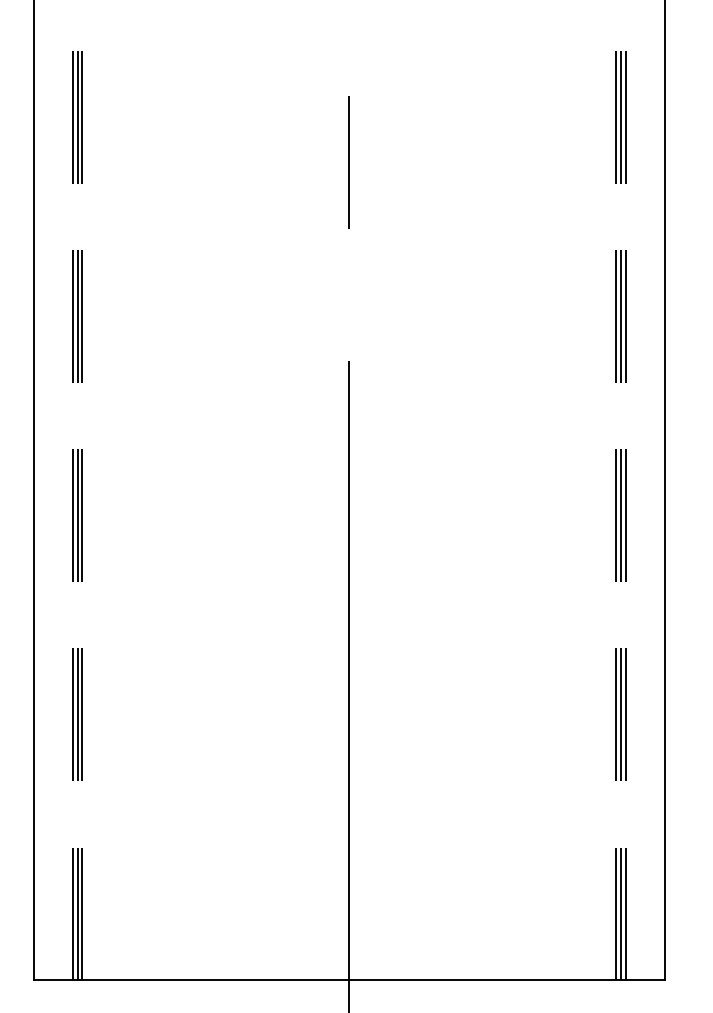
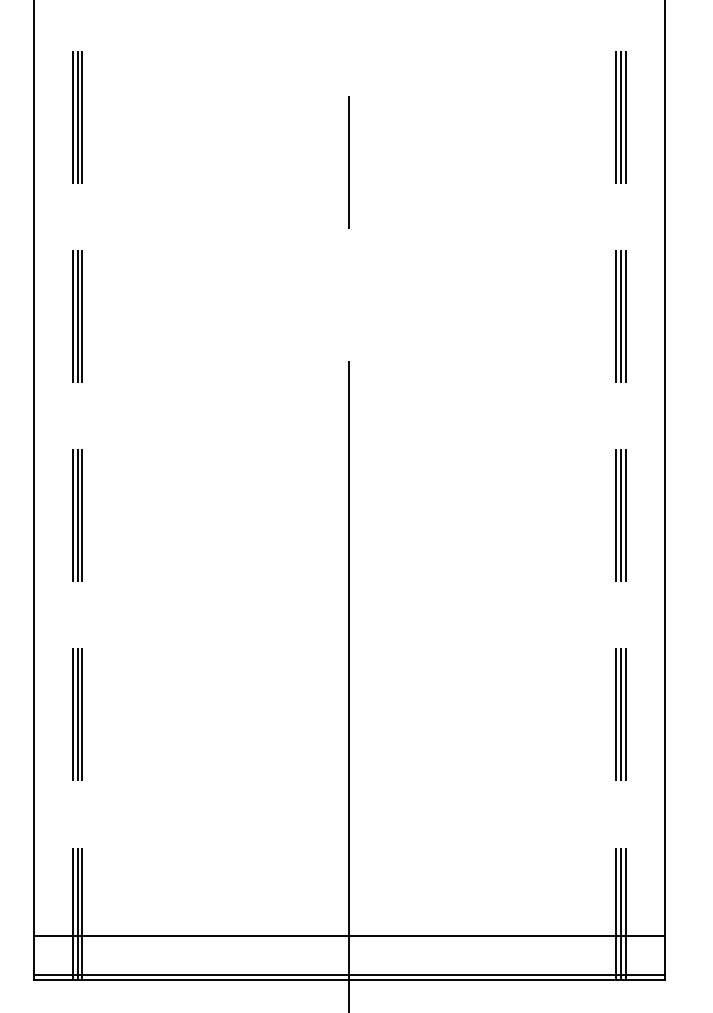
line: none -> present (349, 936)
line: none -> present (349, 974)
